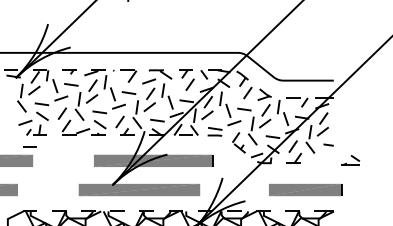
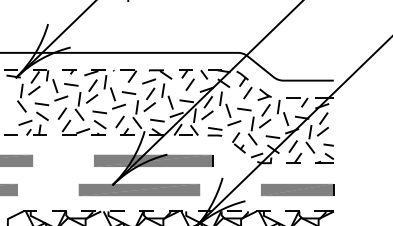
line position: (29, 146) -> (10, 134) (10, 134)
part position: (350, 160) -> (324, 158) (324, 158)
part position: (305, 189) -> (297, 189) (297, 189)
